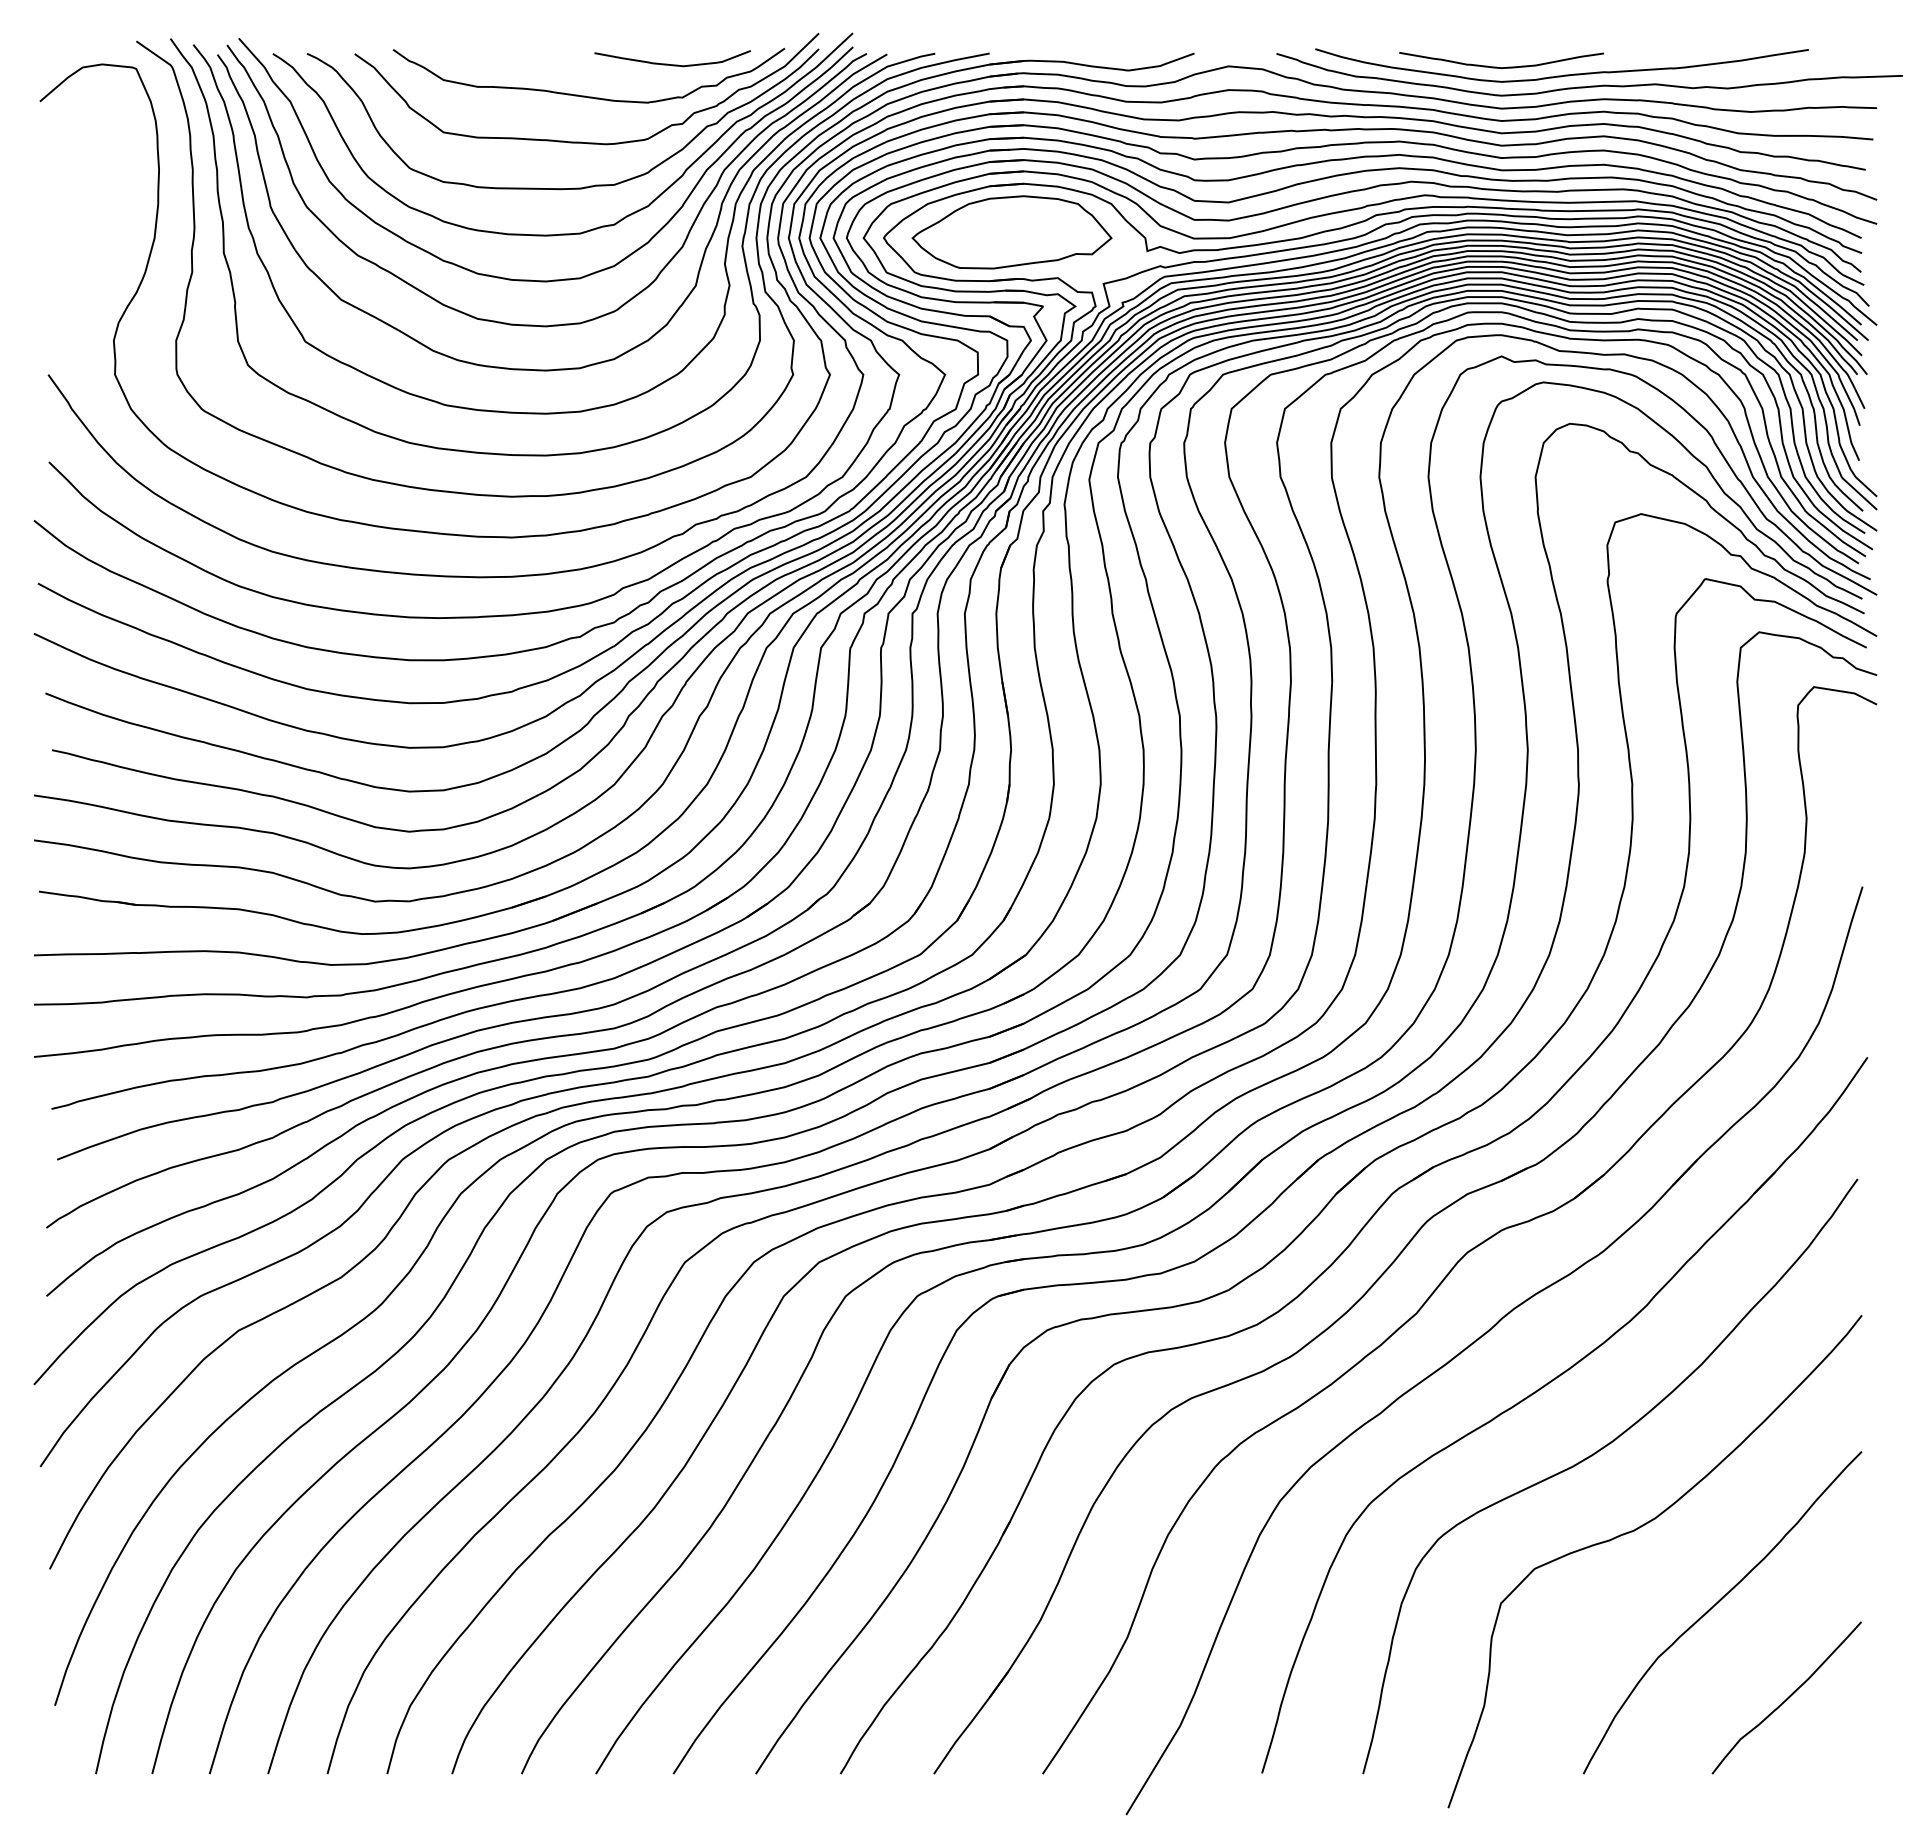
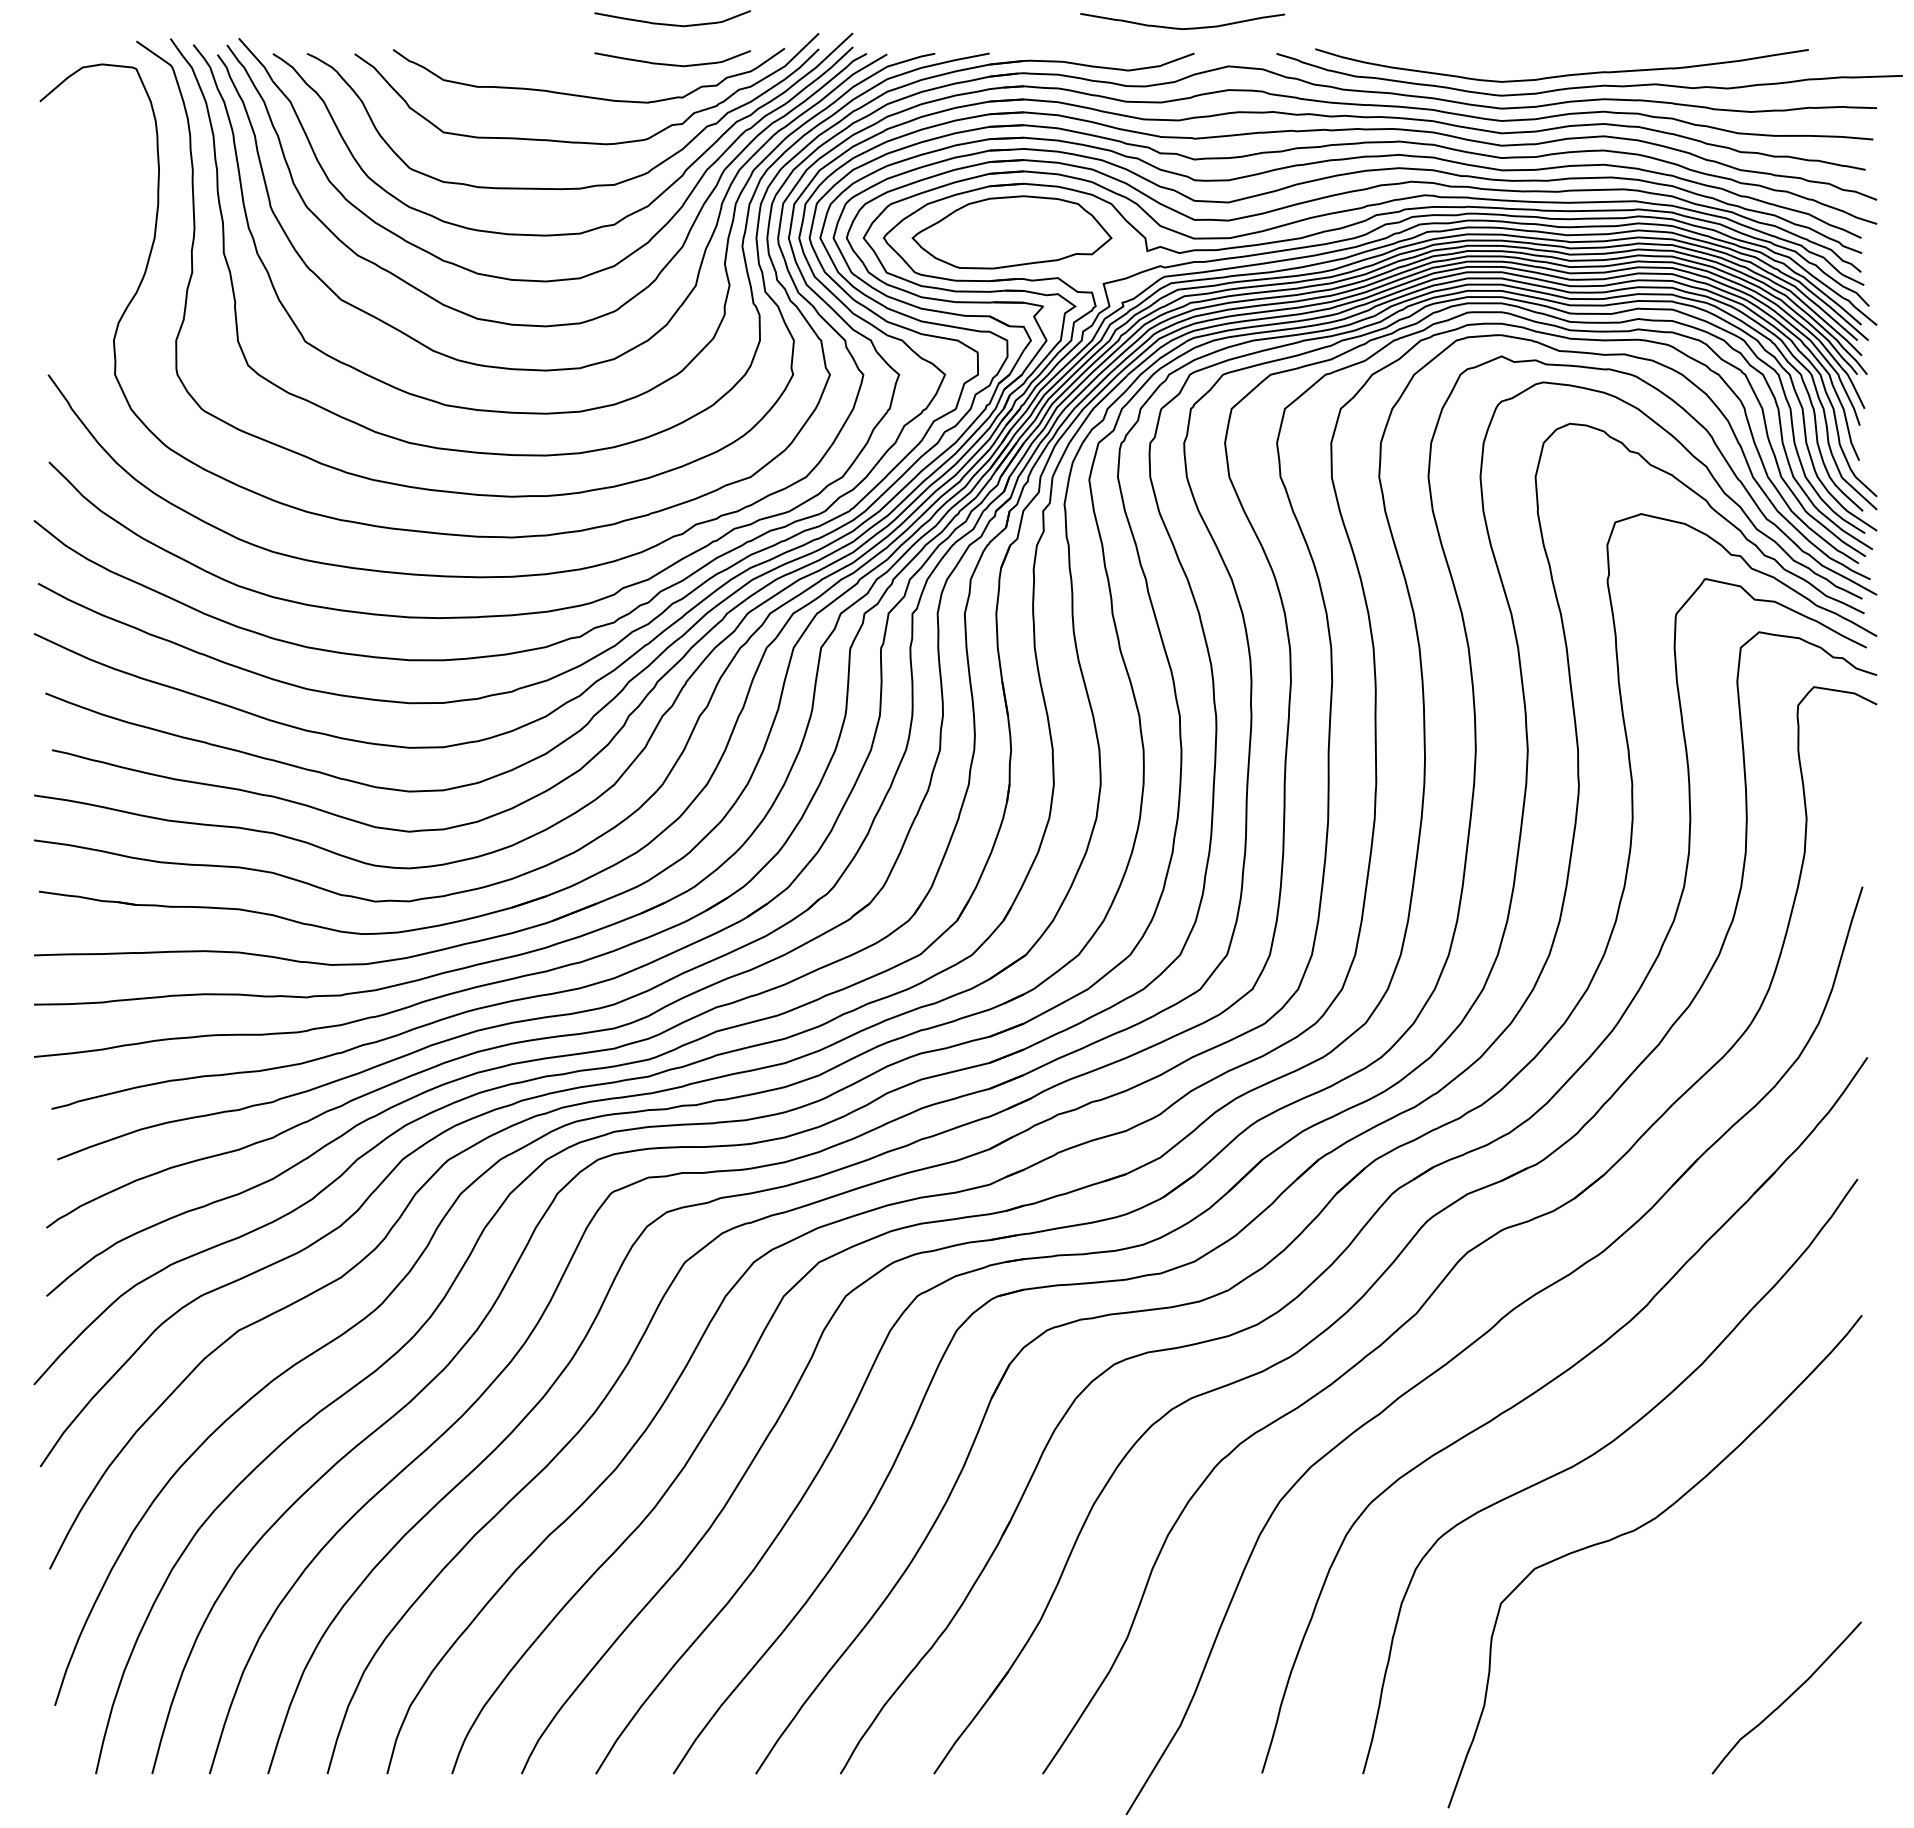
curve: none -> present (672, 24)
curve position: (1501, 67) -> (1182, 28) (1182, 28)
curve: present -> none (1717, 1604)
